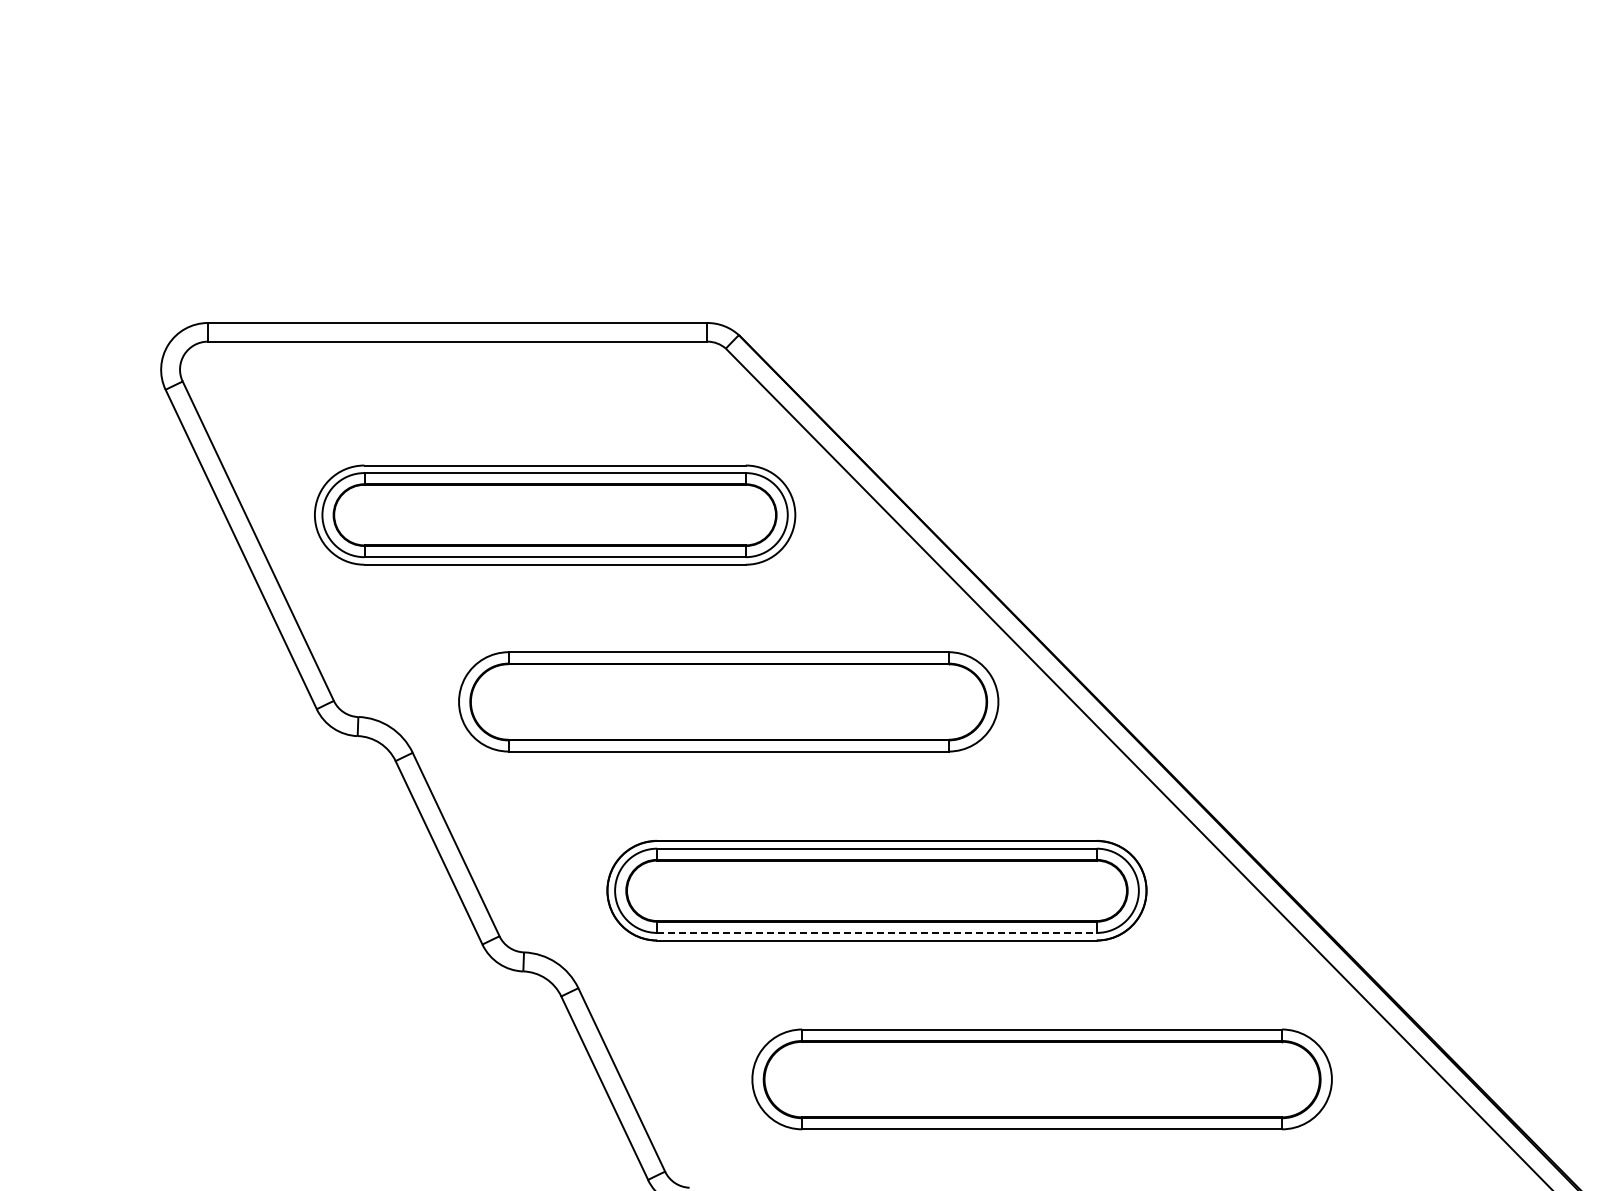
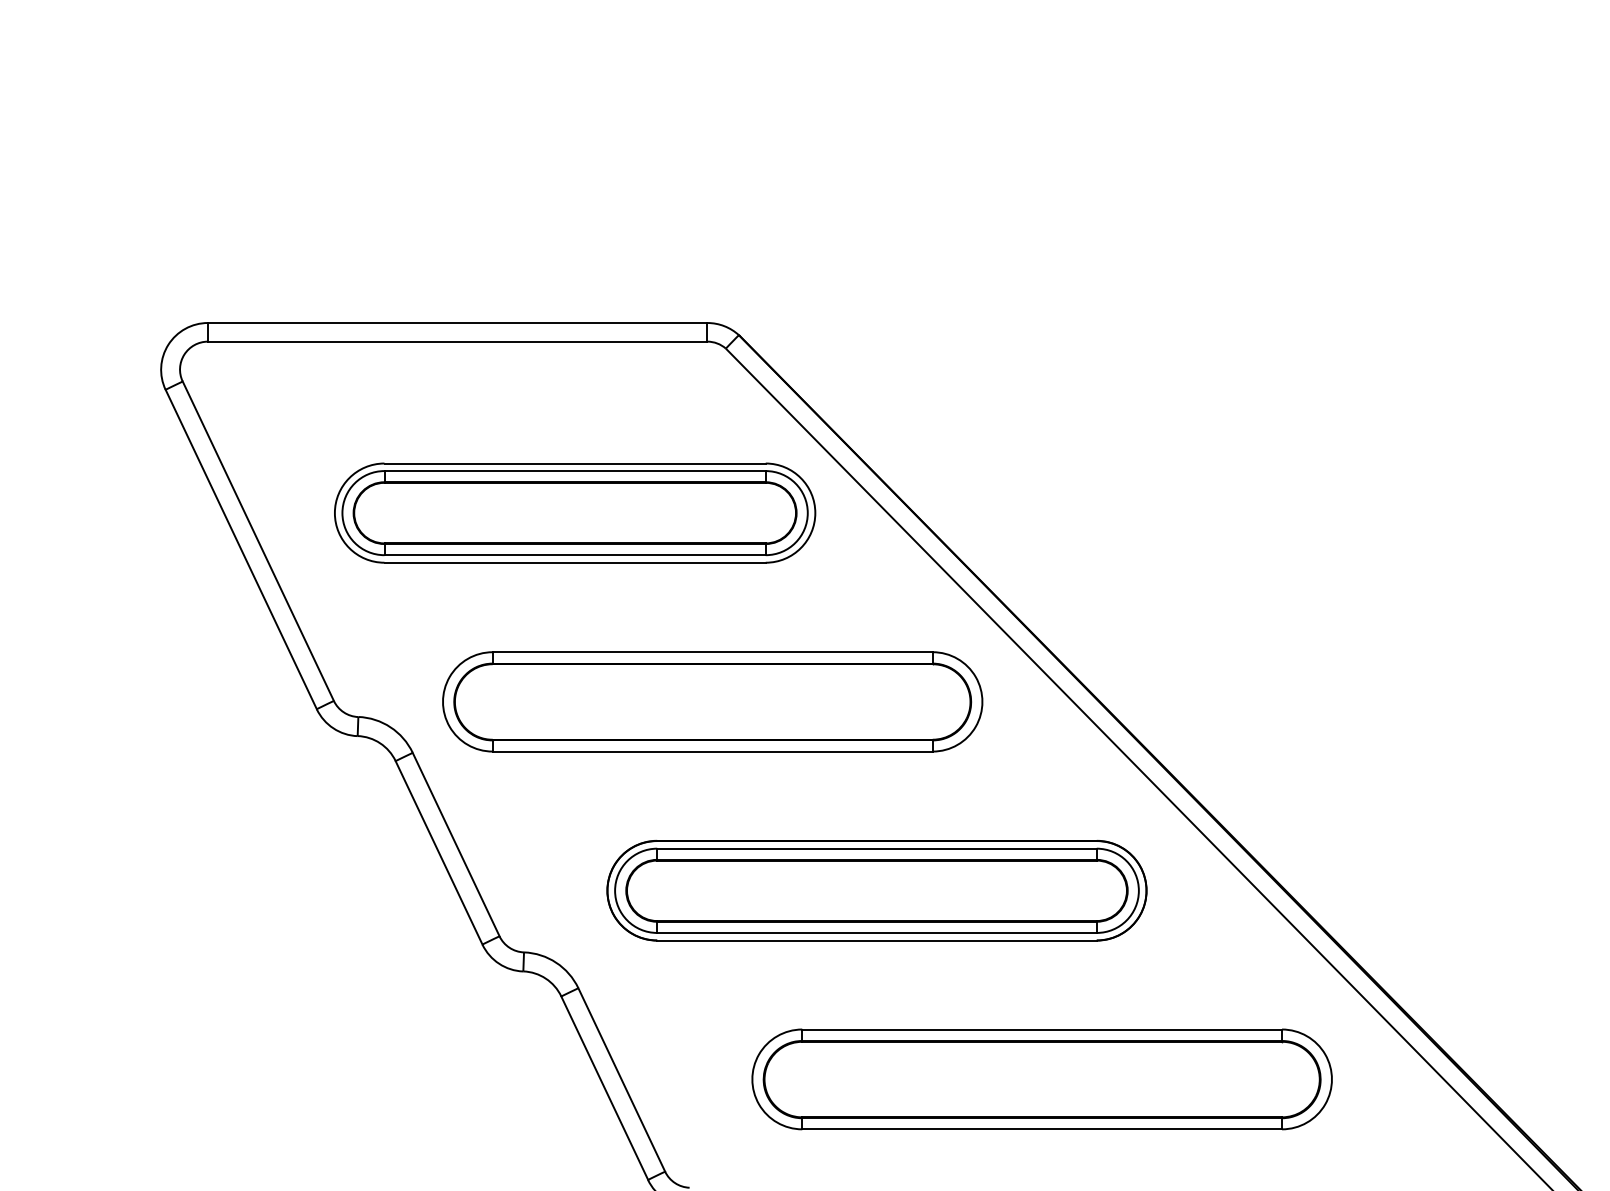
part position: (555, 514) -> (575, 512) (575, 512)
part position: (728, 701) -> (712, 701) (712, 701)
line: dashed -> solid (876, 932)
